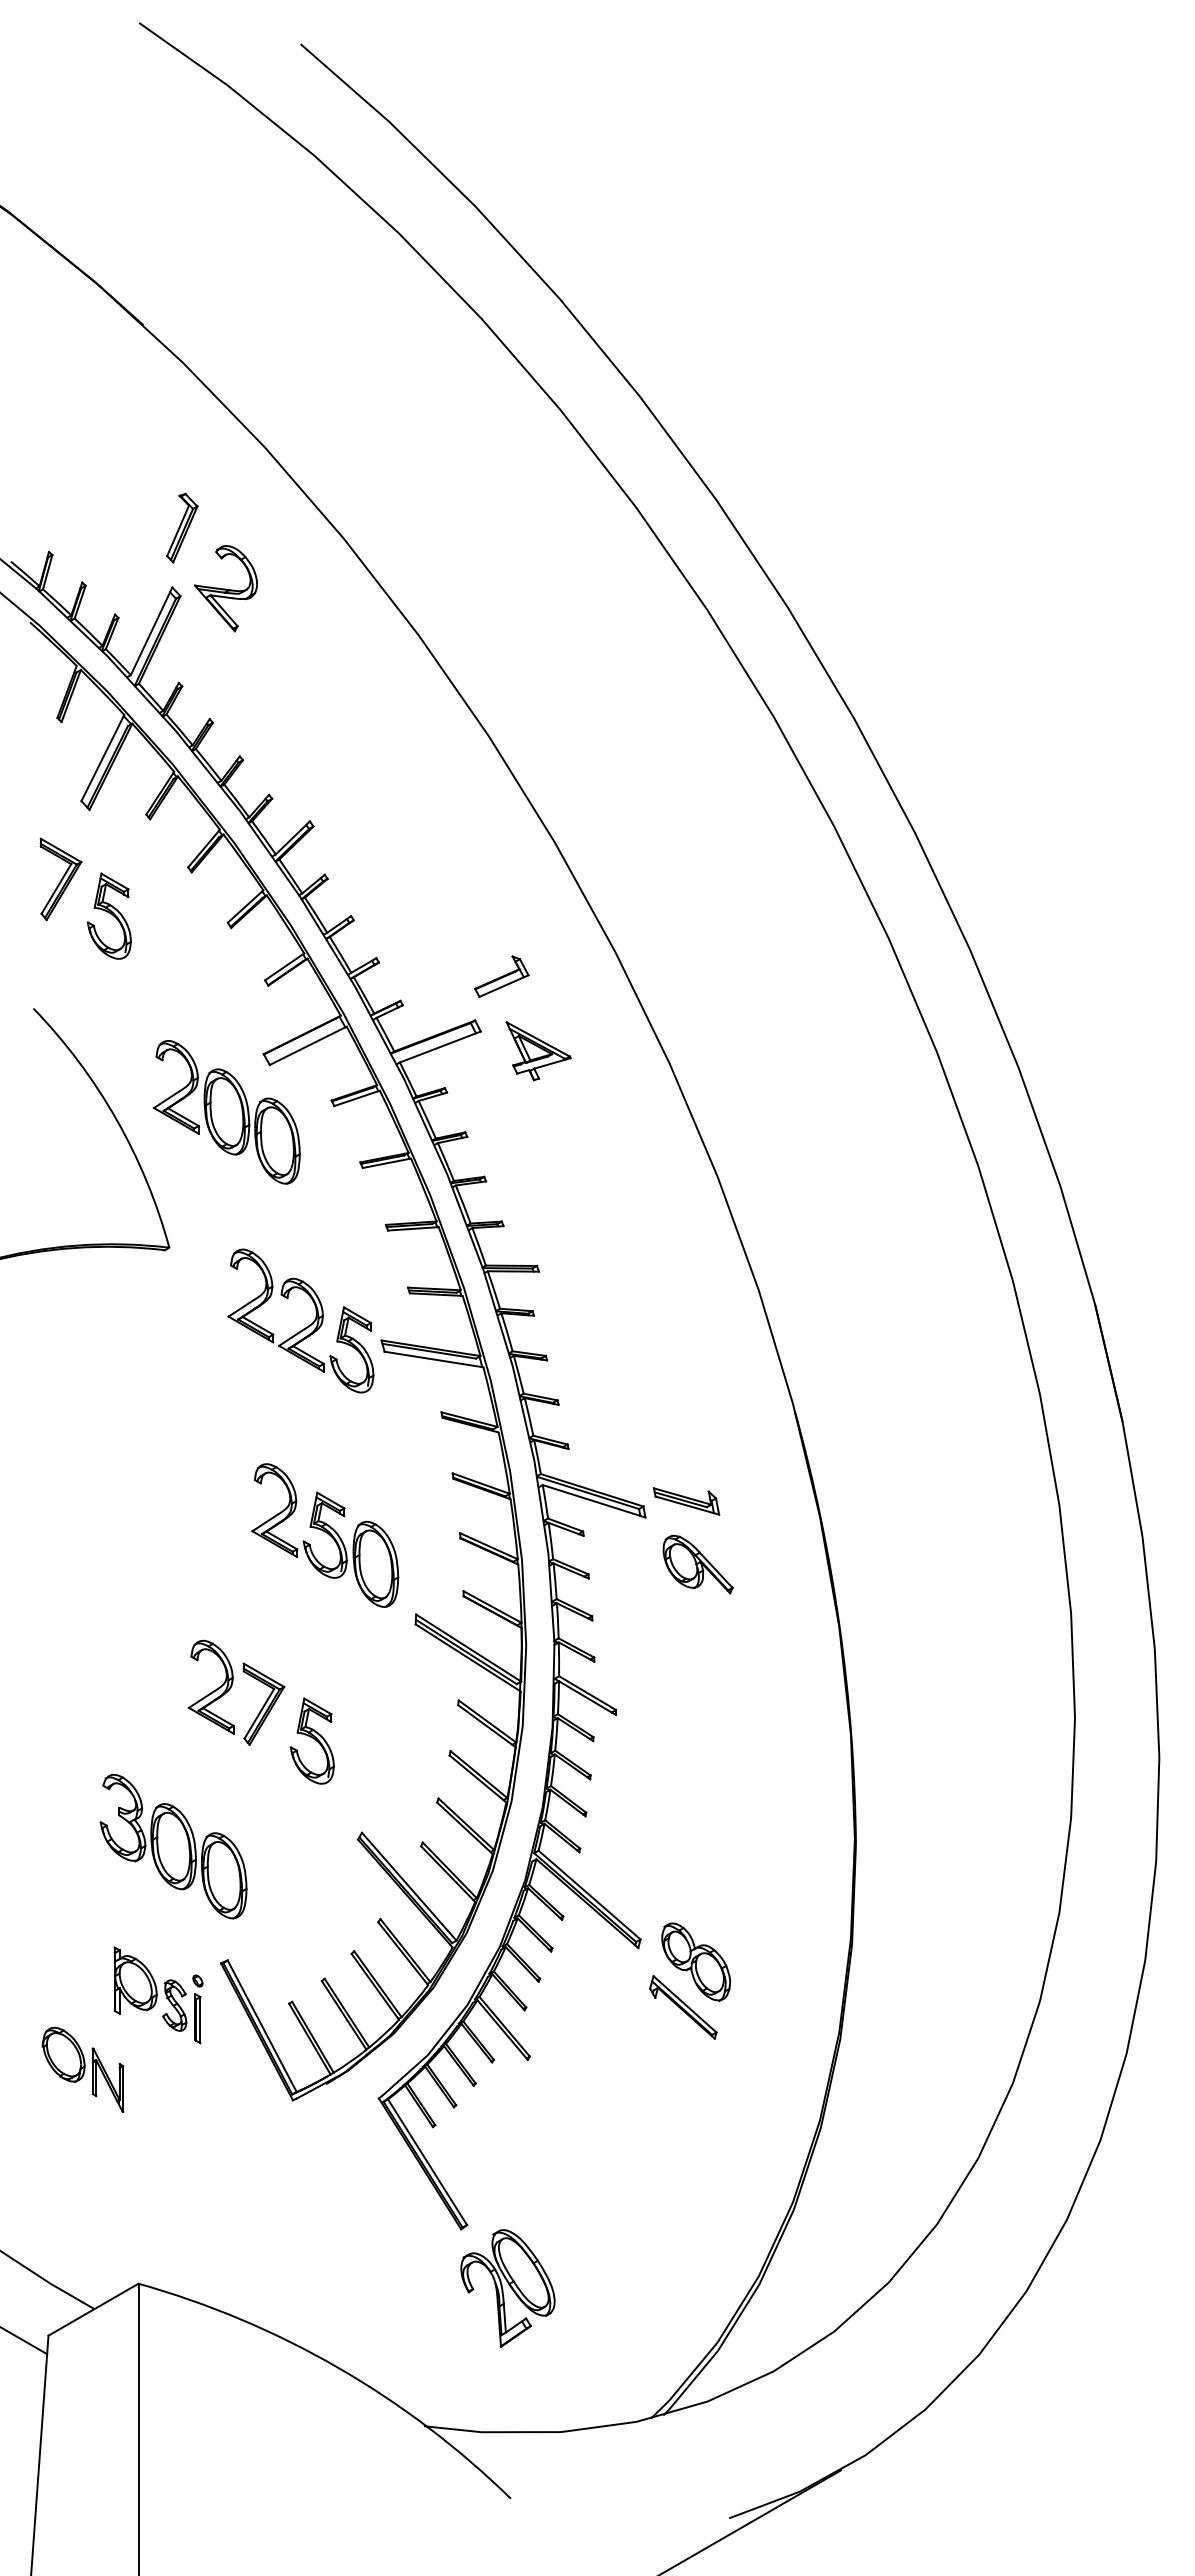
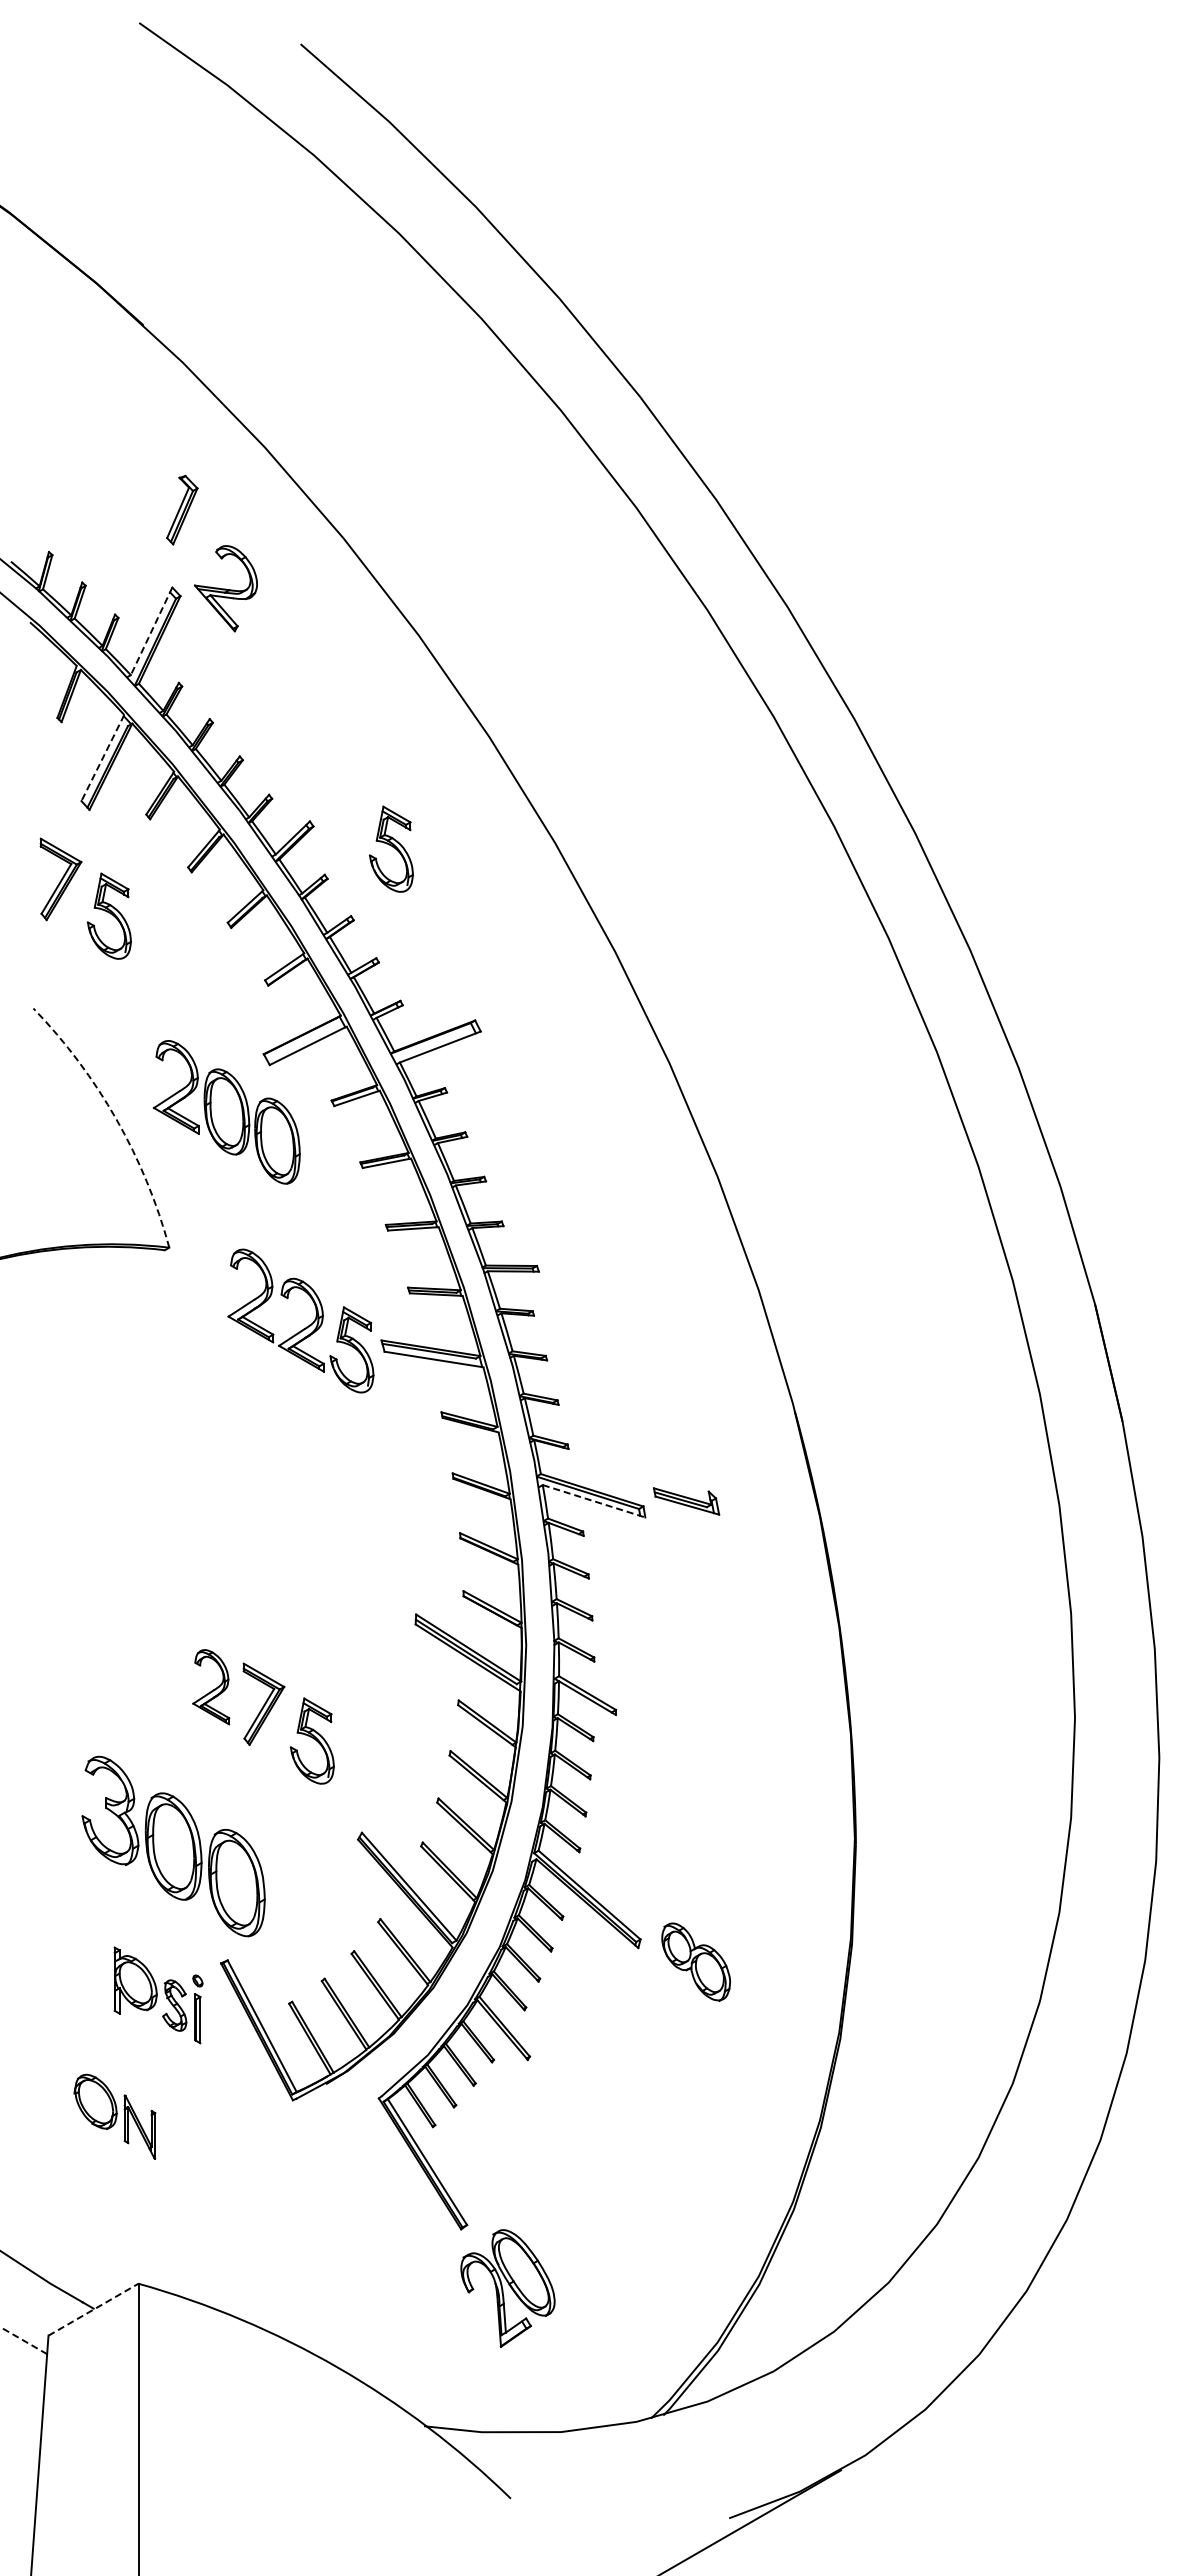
part position: (182, 527) -> (182, 509) (182, 509)
line: solid -> dashed (151, 631)
line: solid -> dashed (102, 758)
part: none -> present (390, 848)
part: present -> none (501, 976)
part: present -> none (538, 1051)
arc: solid -> dashed (116, 1119)
line: solid -> dashed (594, 1501)
part: present -> none (325, 1535)
part: present -> none (697, 1564)
part size: 48x96 px -> 39x77 px (211, 1687)
part size: 149x146 px -> 185x183 px (173, 1846)
part: present -> none (683, 2007)
part position: (82, 2069) -> (114, 2116) (114, 2116)
line: solid -> dashed (93, 2309)
line: solid -> dashed (23, 2340)
